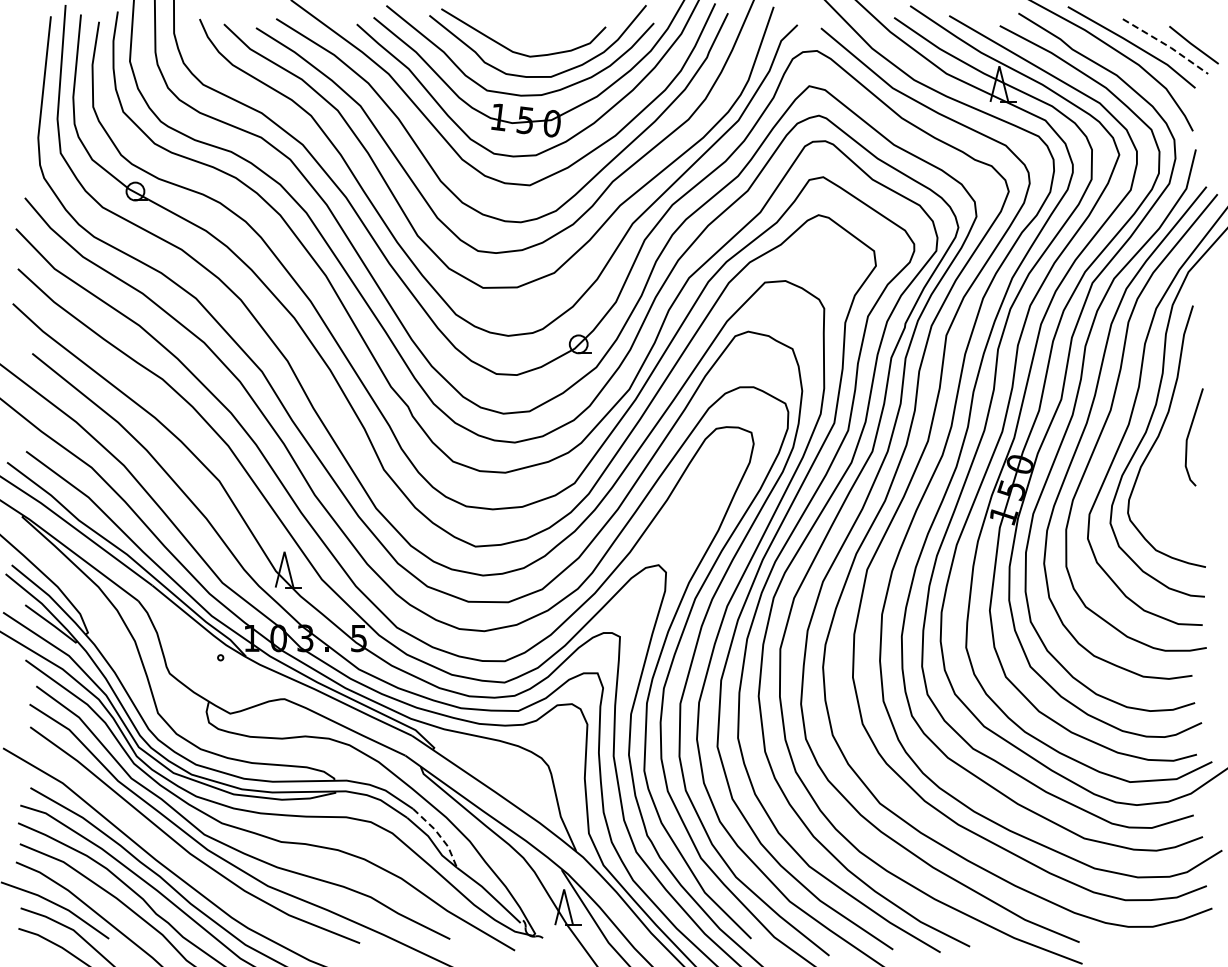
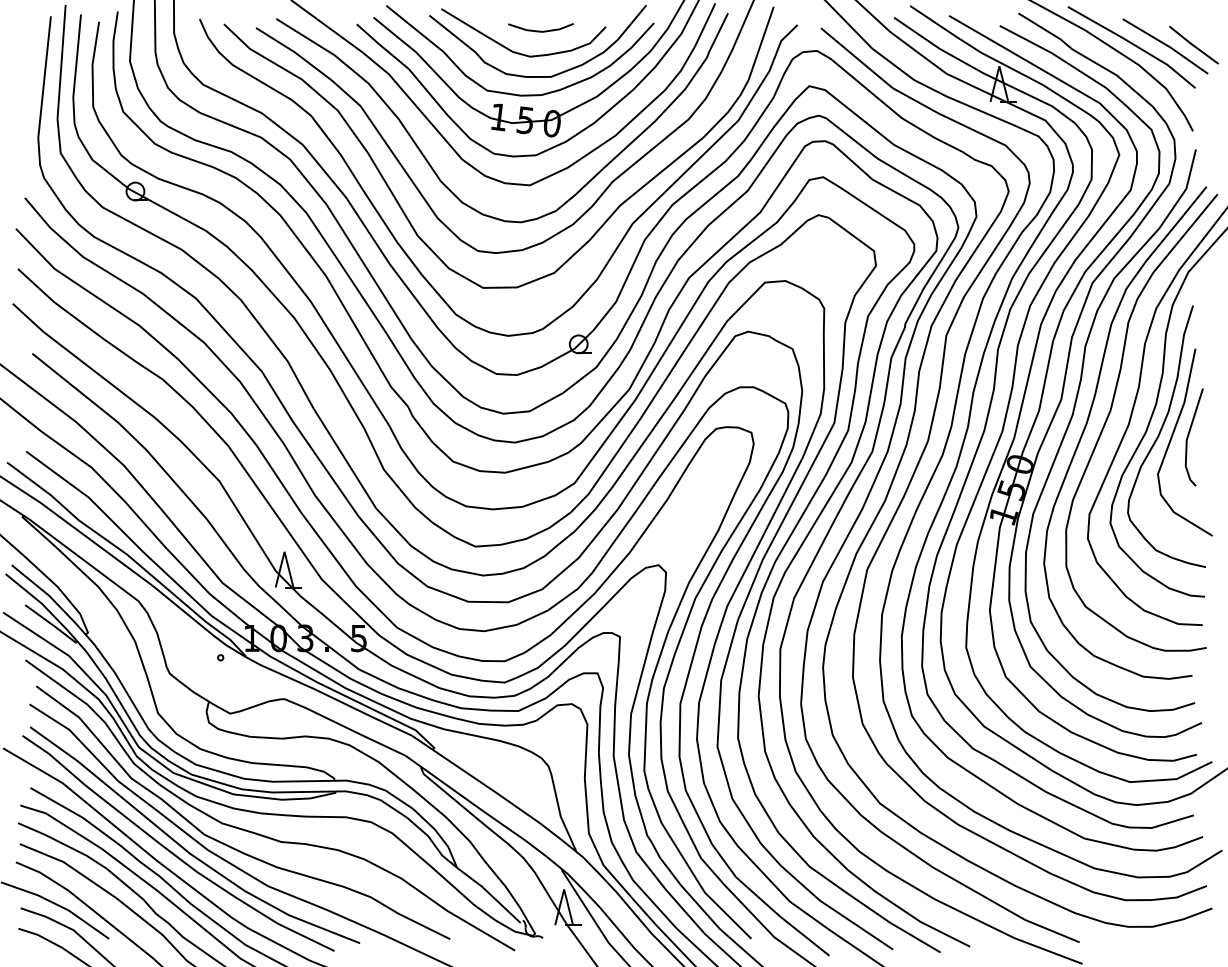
line: none -> present (540, 30)
line: dashed -> solid (1167, 45)
curve: none -> present (1172, 438)
line: dashed -> solid (439, 835)
curve: none -> present (173, 852)
